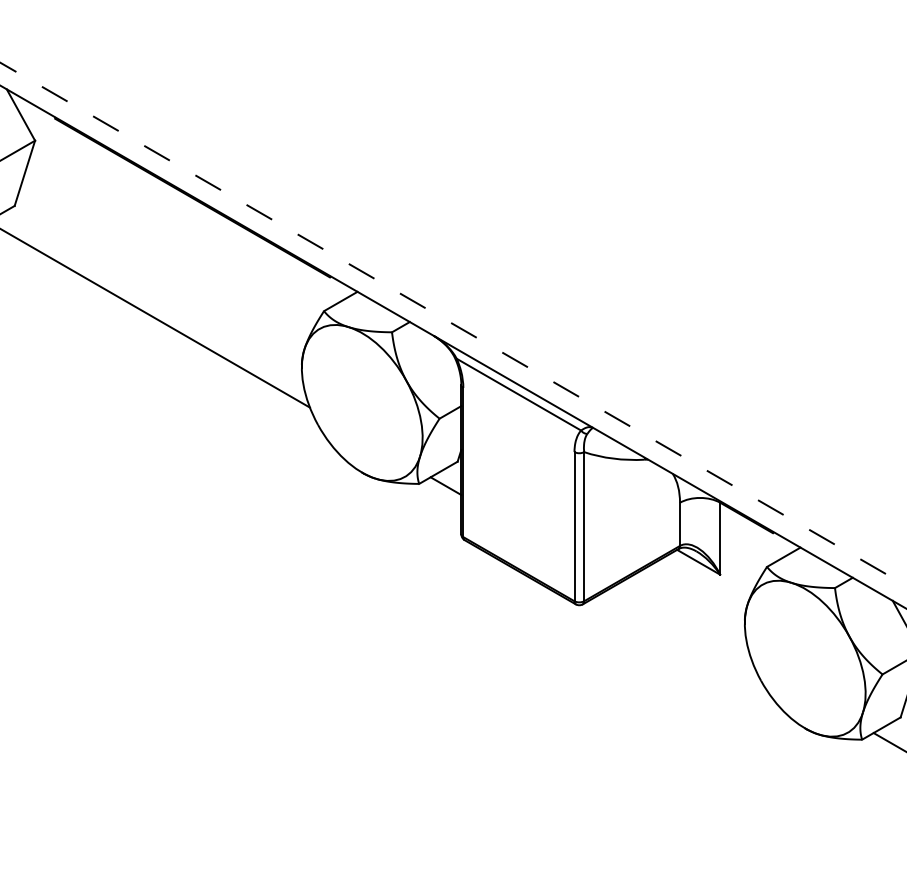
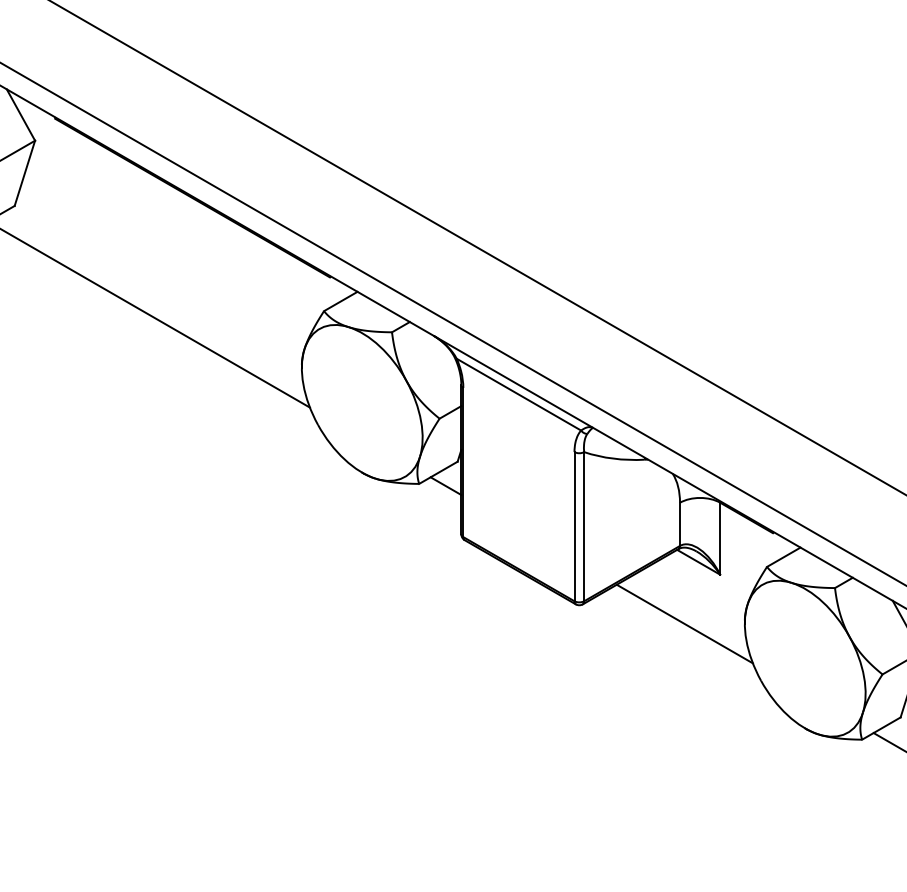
line: none -> present (477, 247)
line: dashed -> solid (453, 324)
line: none -> present (684, 623)
